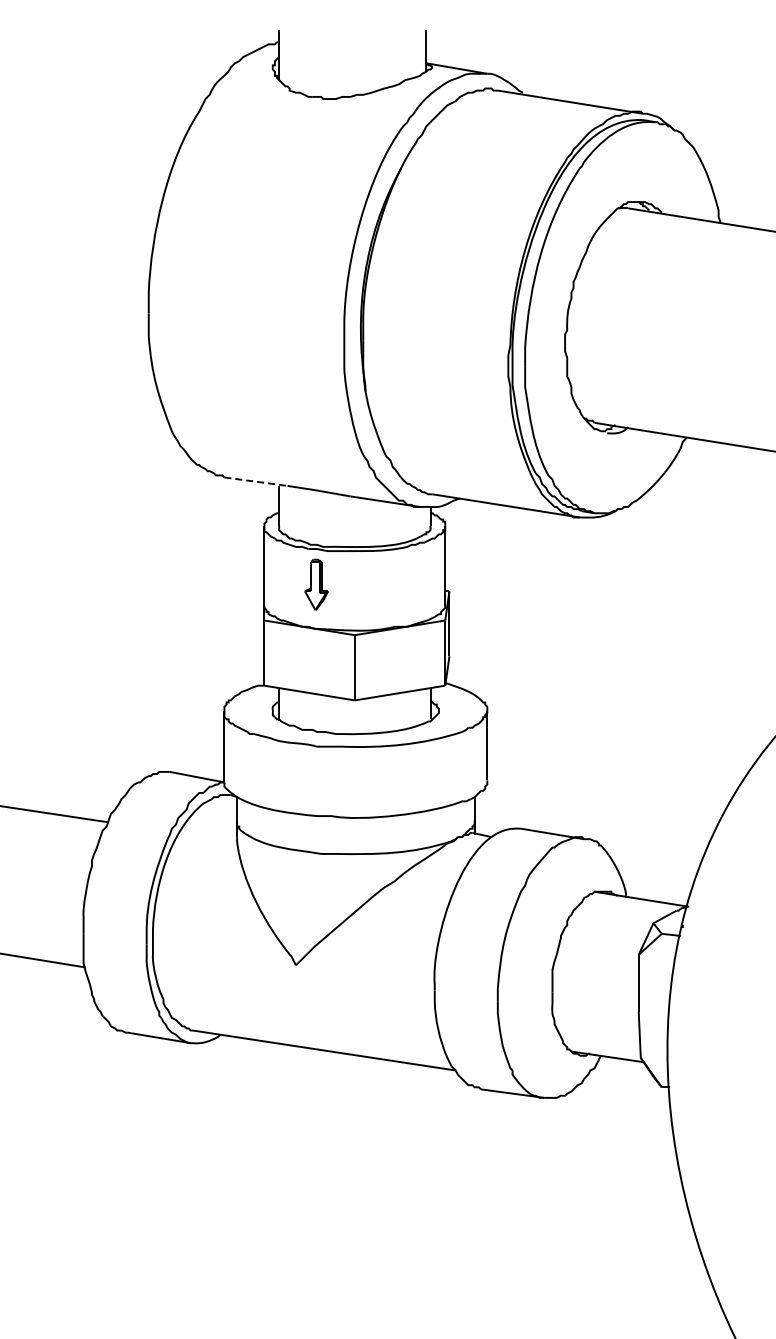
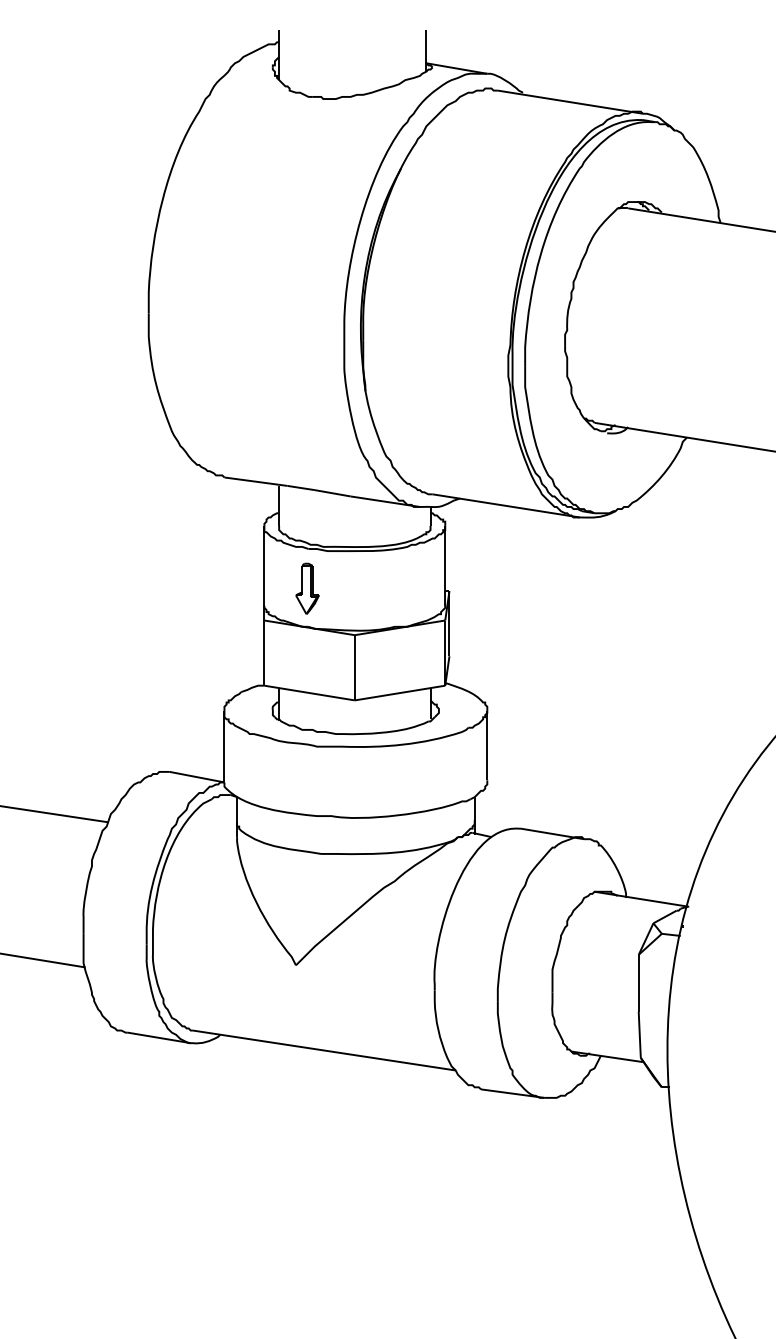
line: dashed -> solid (256, 481)
part position: (316, 584) -> (307, 588) (307, 588)
